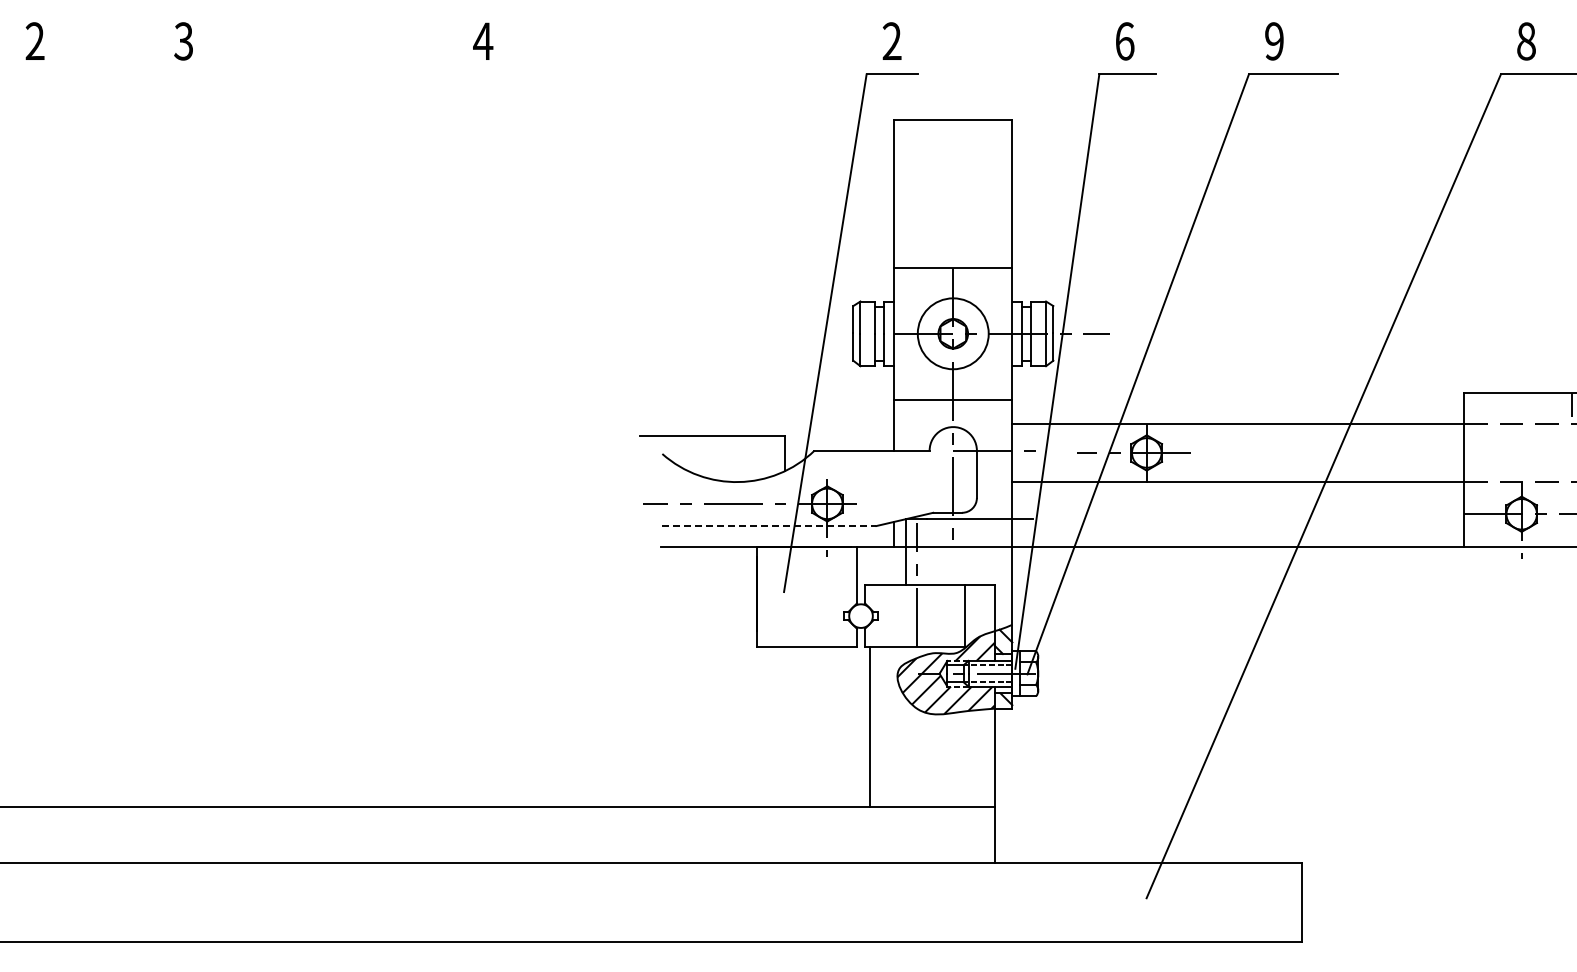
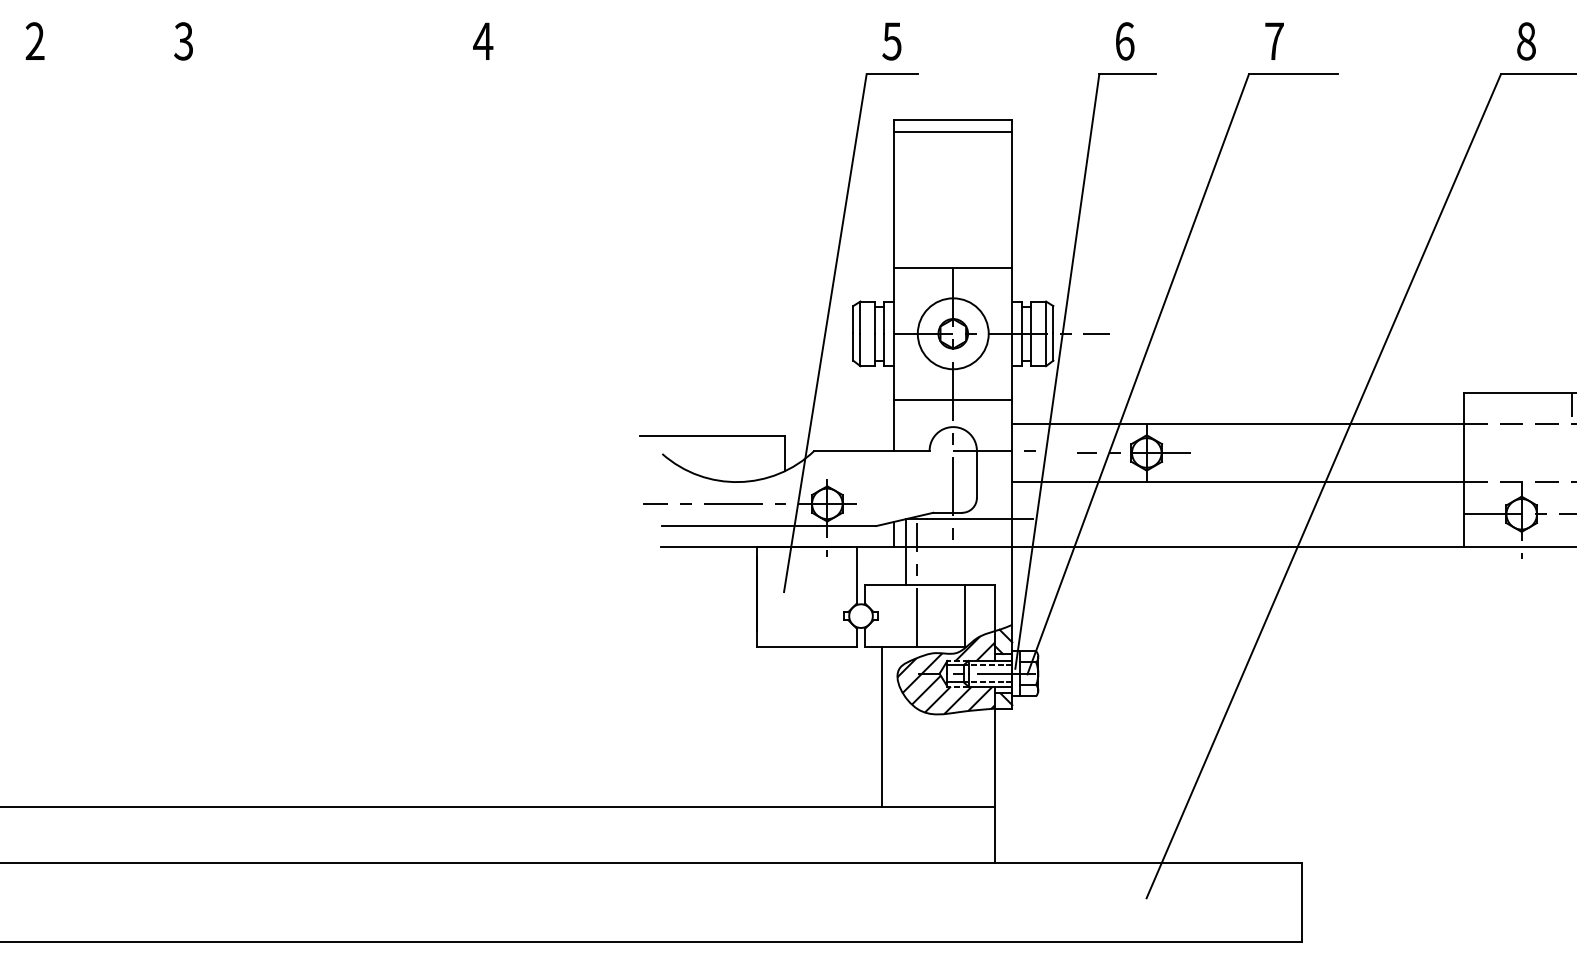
text: 2 -> 5 (891, 41)
text: 9 -> 7 (1274, 41)
line: none -> present (953, 131)
line: dashed -> solid (769, 526)
line position: (870, 727) -> (882, 727) (882, 727)
